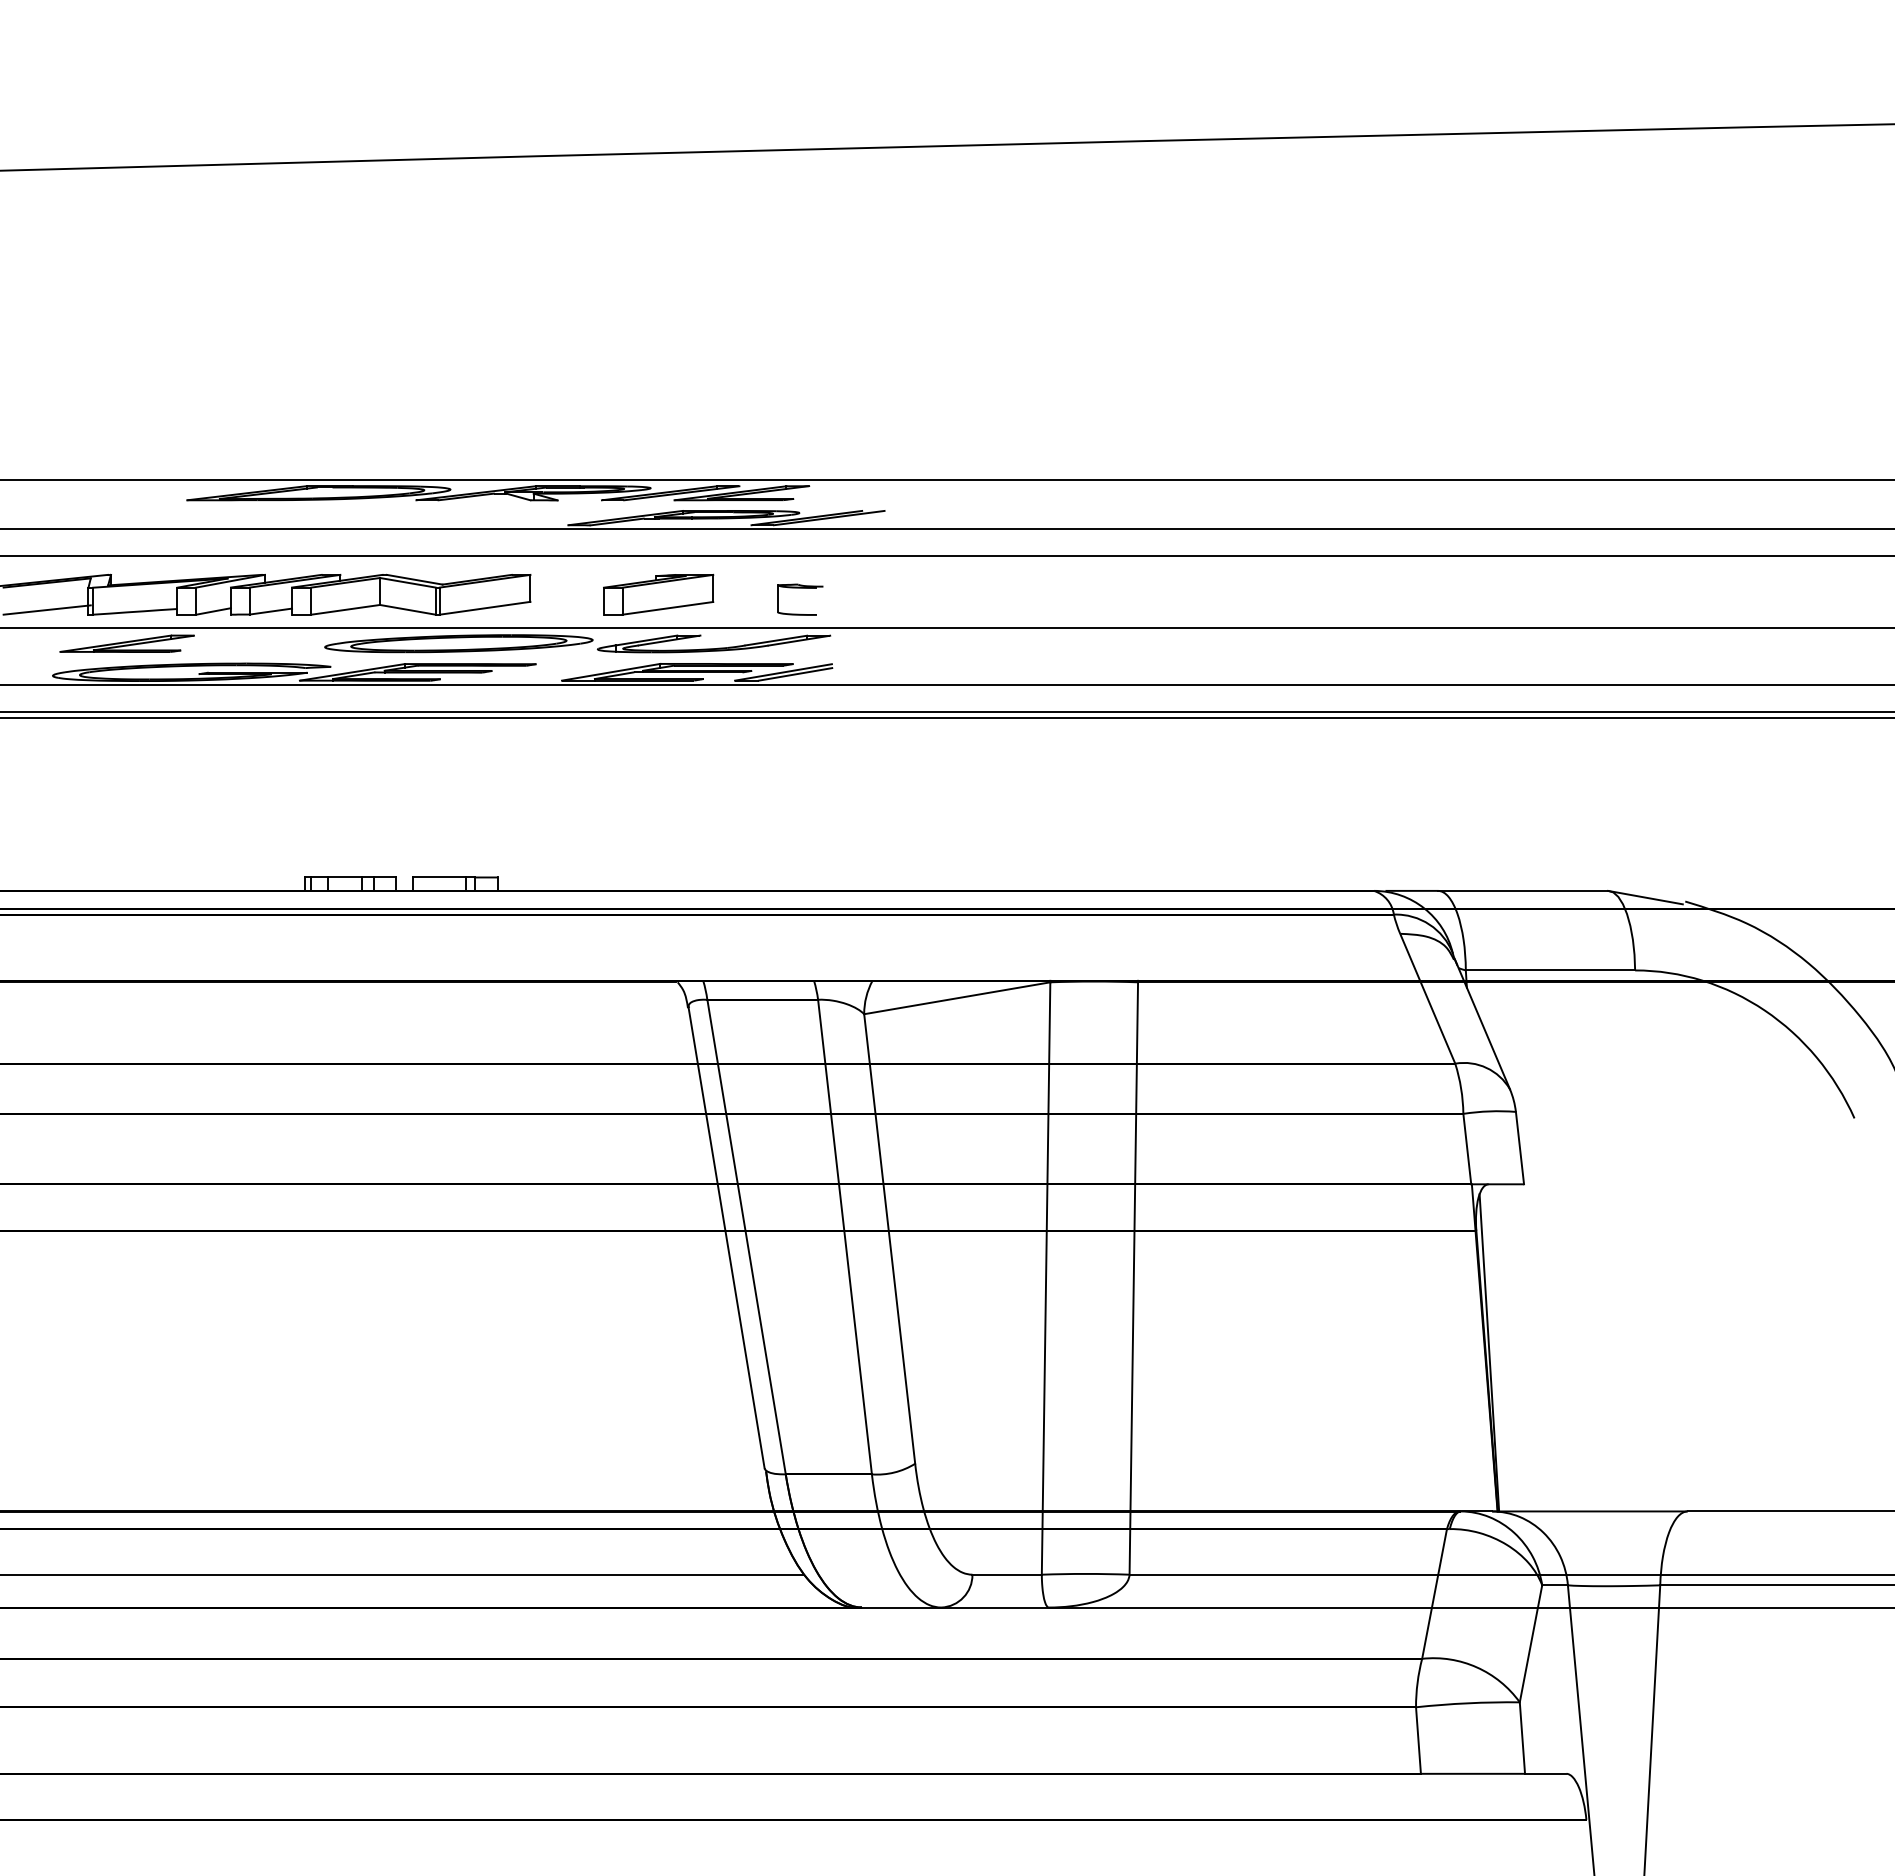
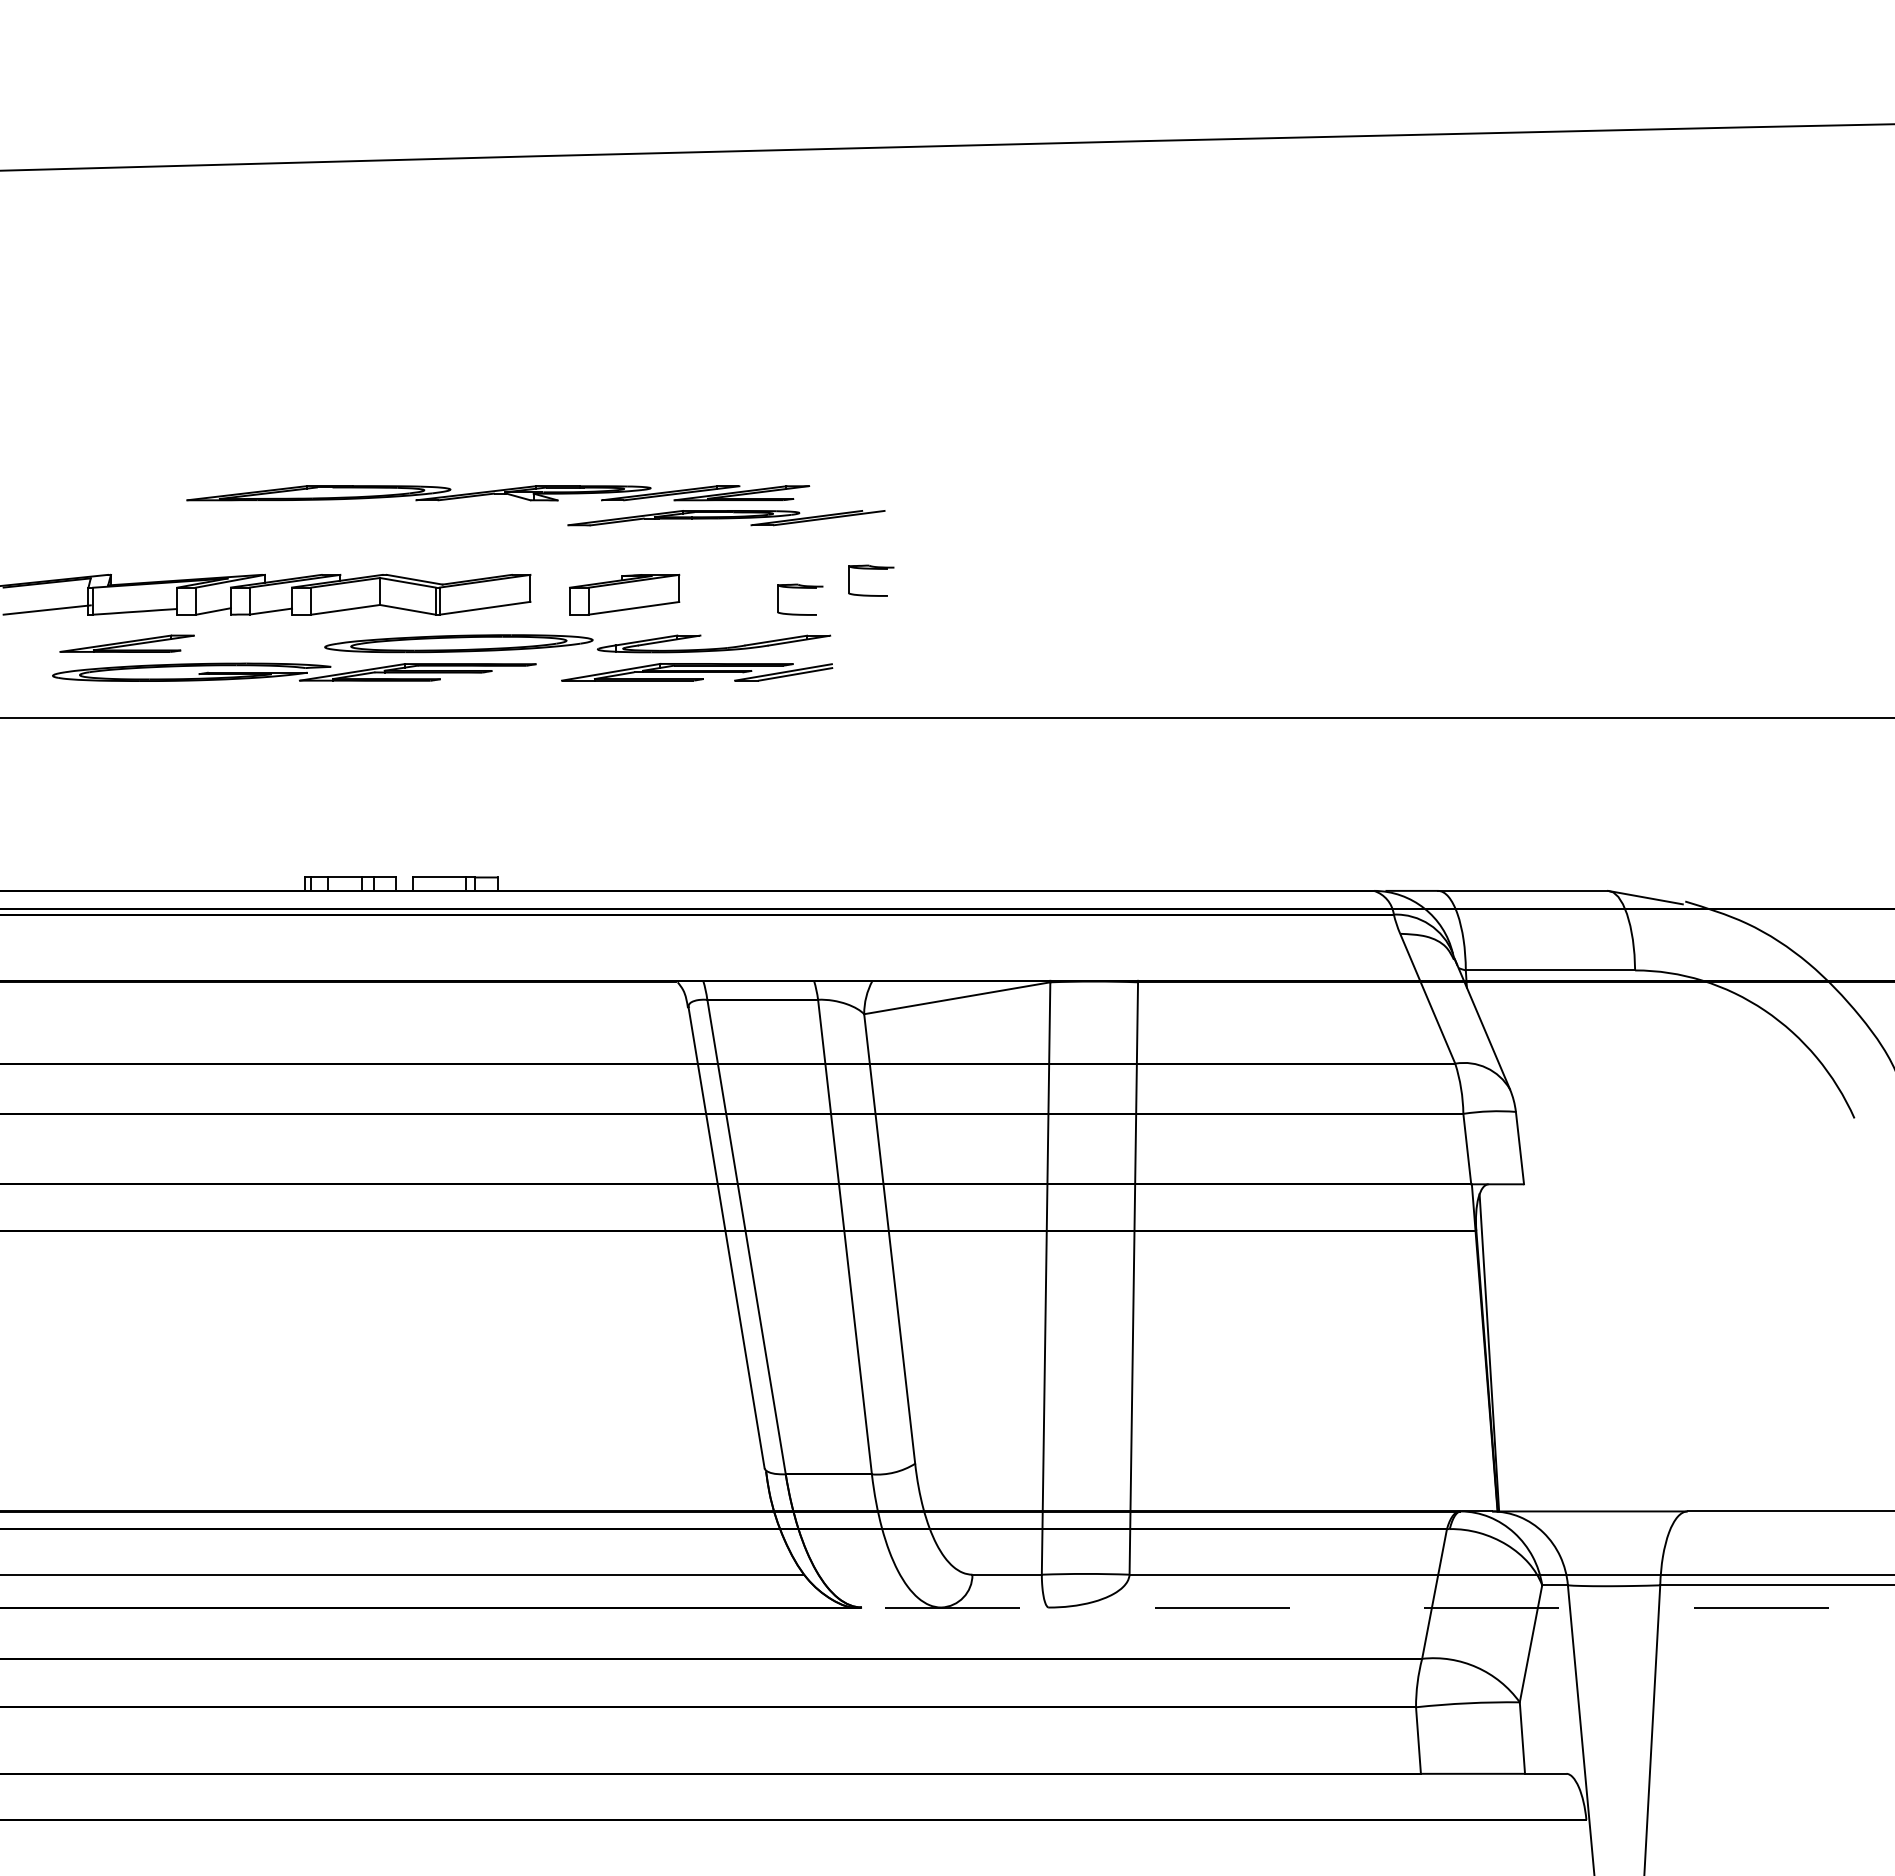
line: present -> none (946, 479)
line: present -> none (946, 529)
line: present -> none (946, 556)
part: none -> present (871, 569)
part position: (658, 594) -> (624, 594) (624, 594)
line: present -> none (946, 628)
line: present -> none (946, 685)
line: present -> none (946, 712)
line: solid -> dashed (1377, 1607)
